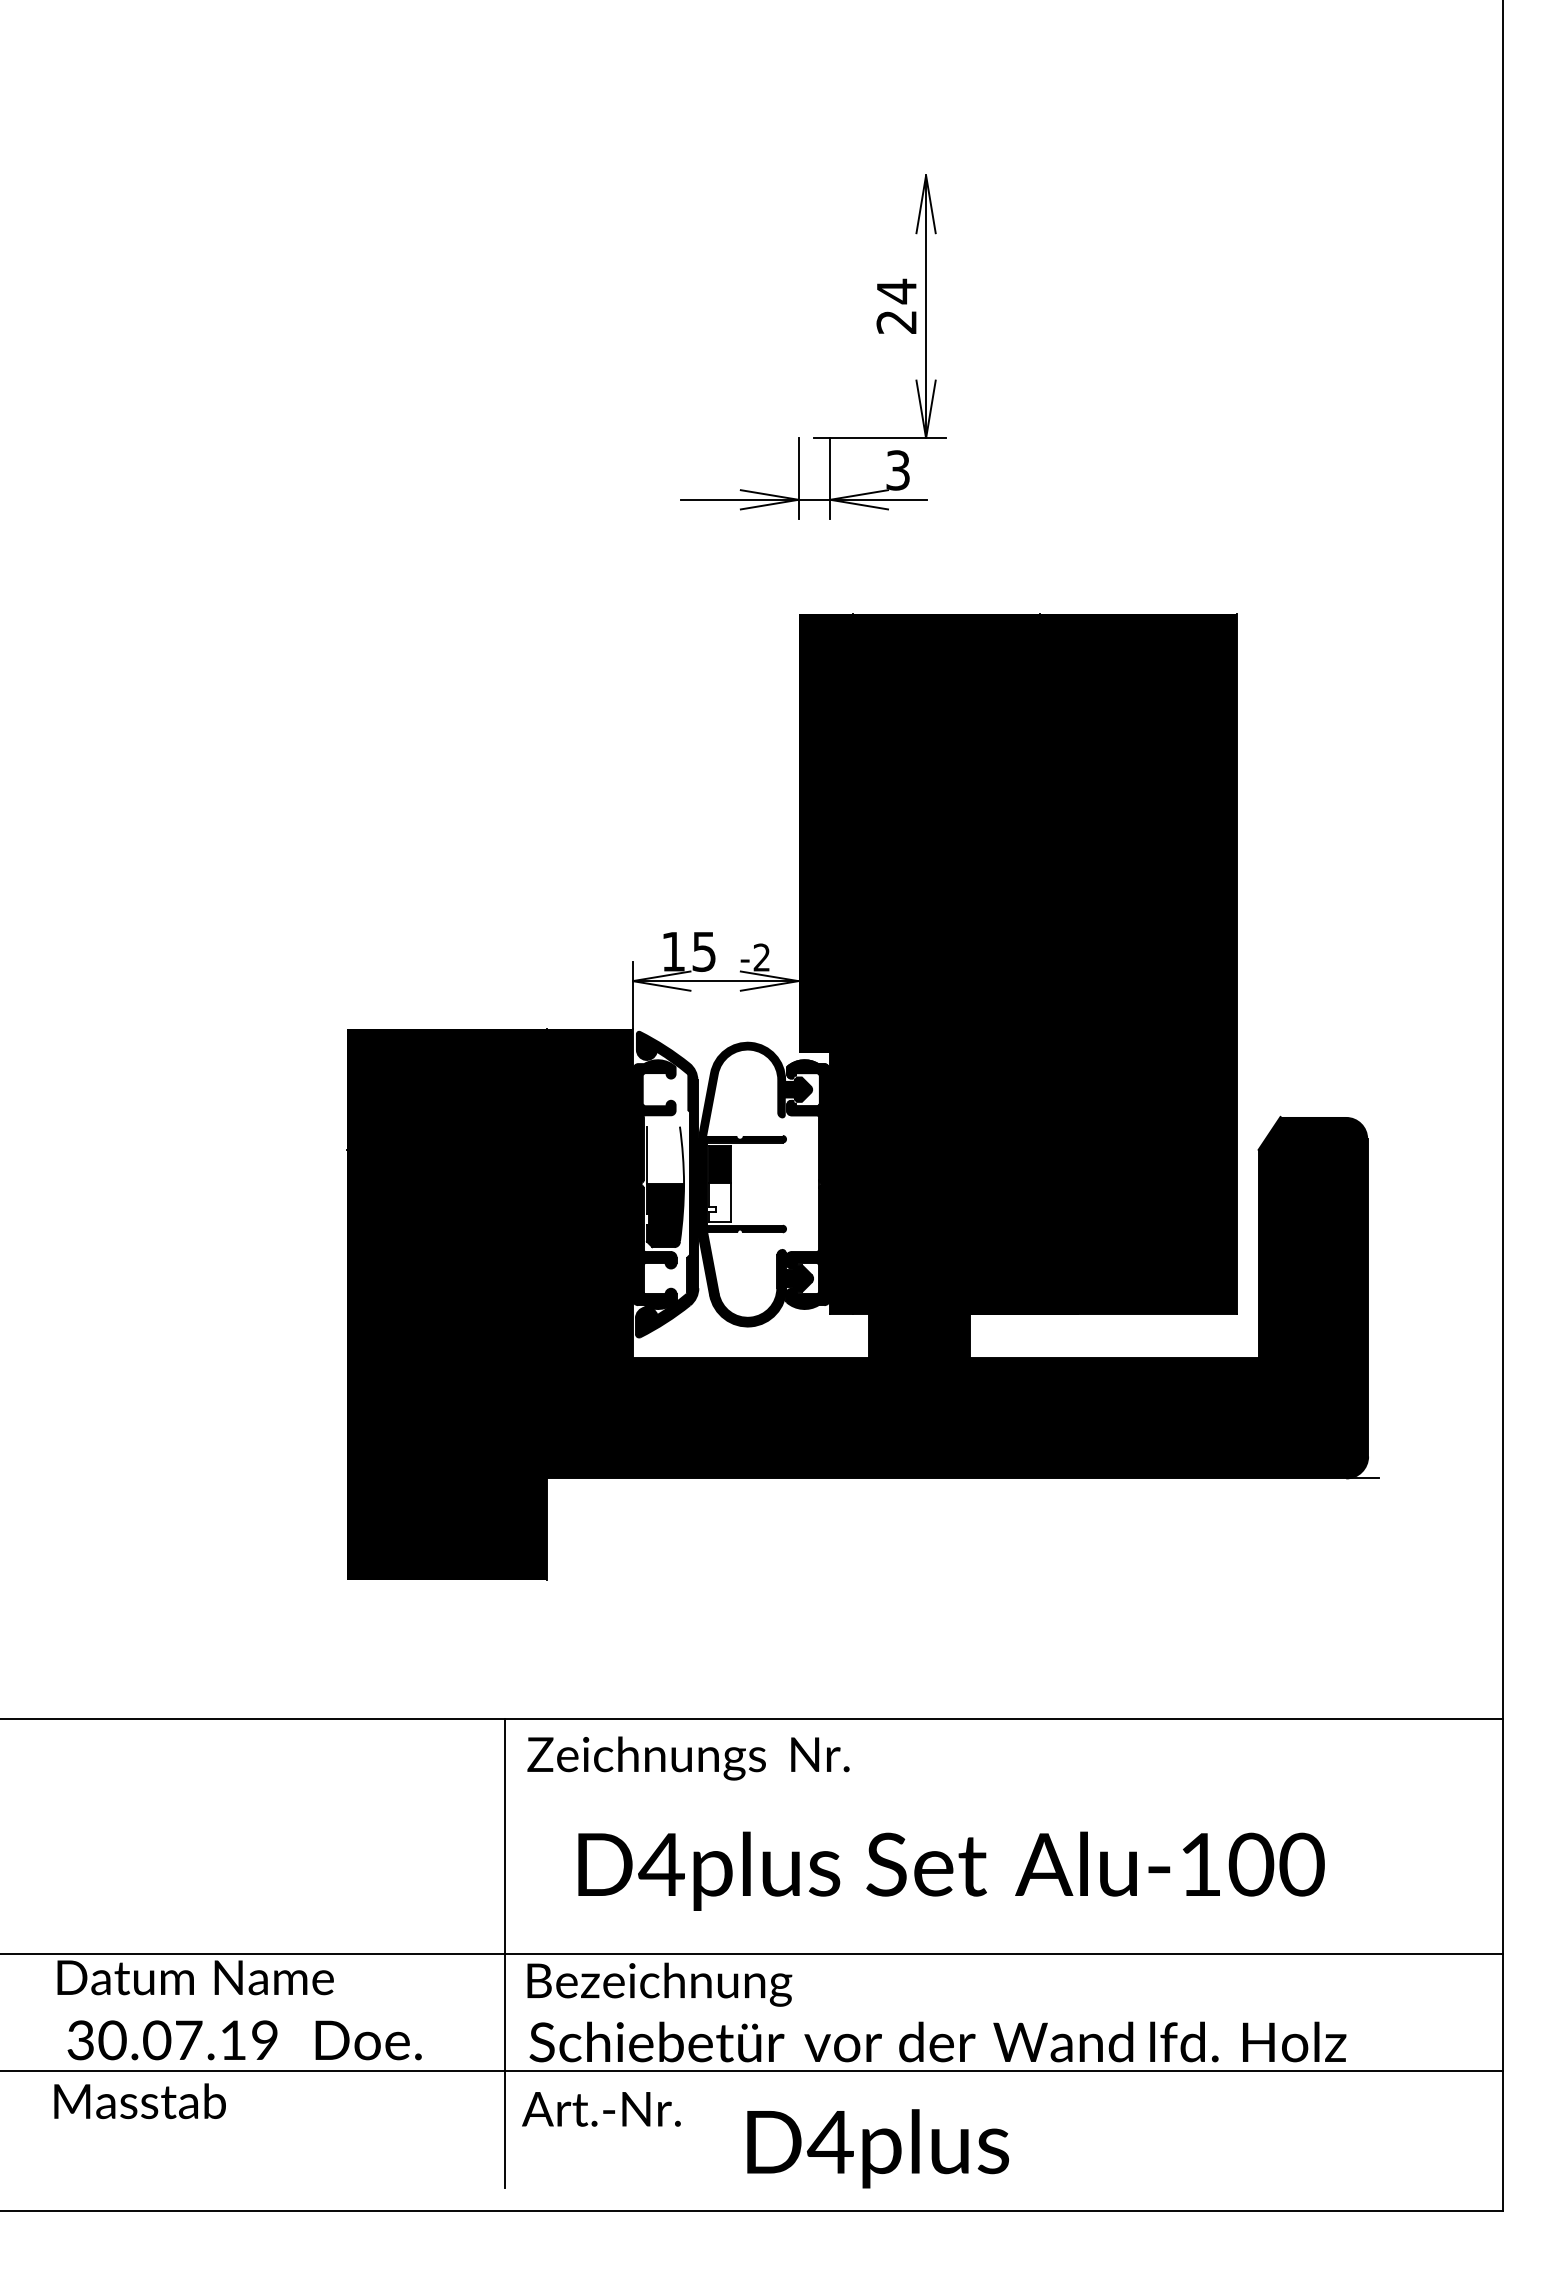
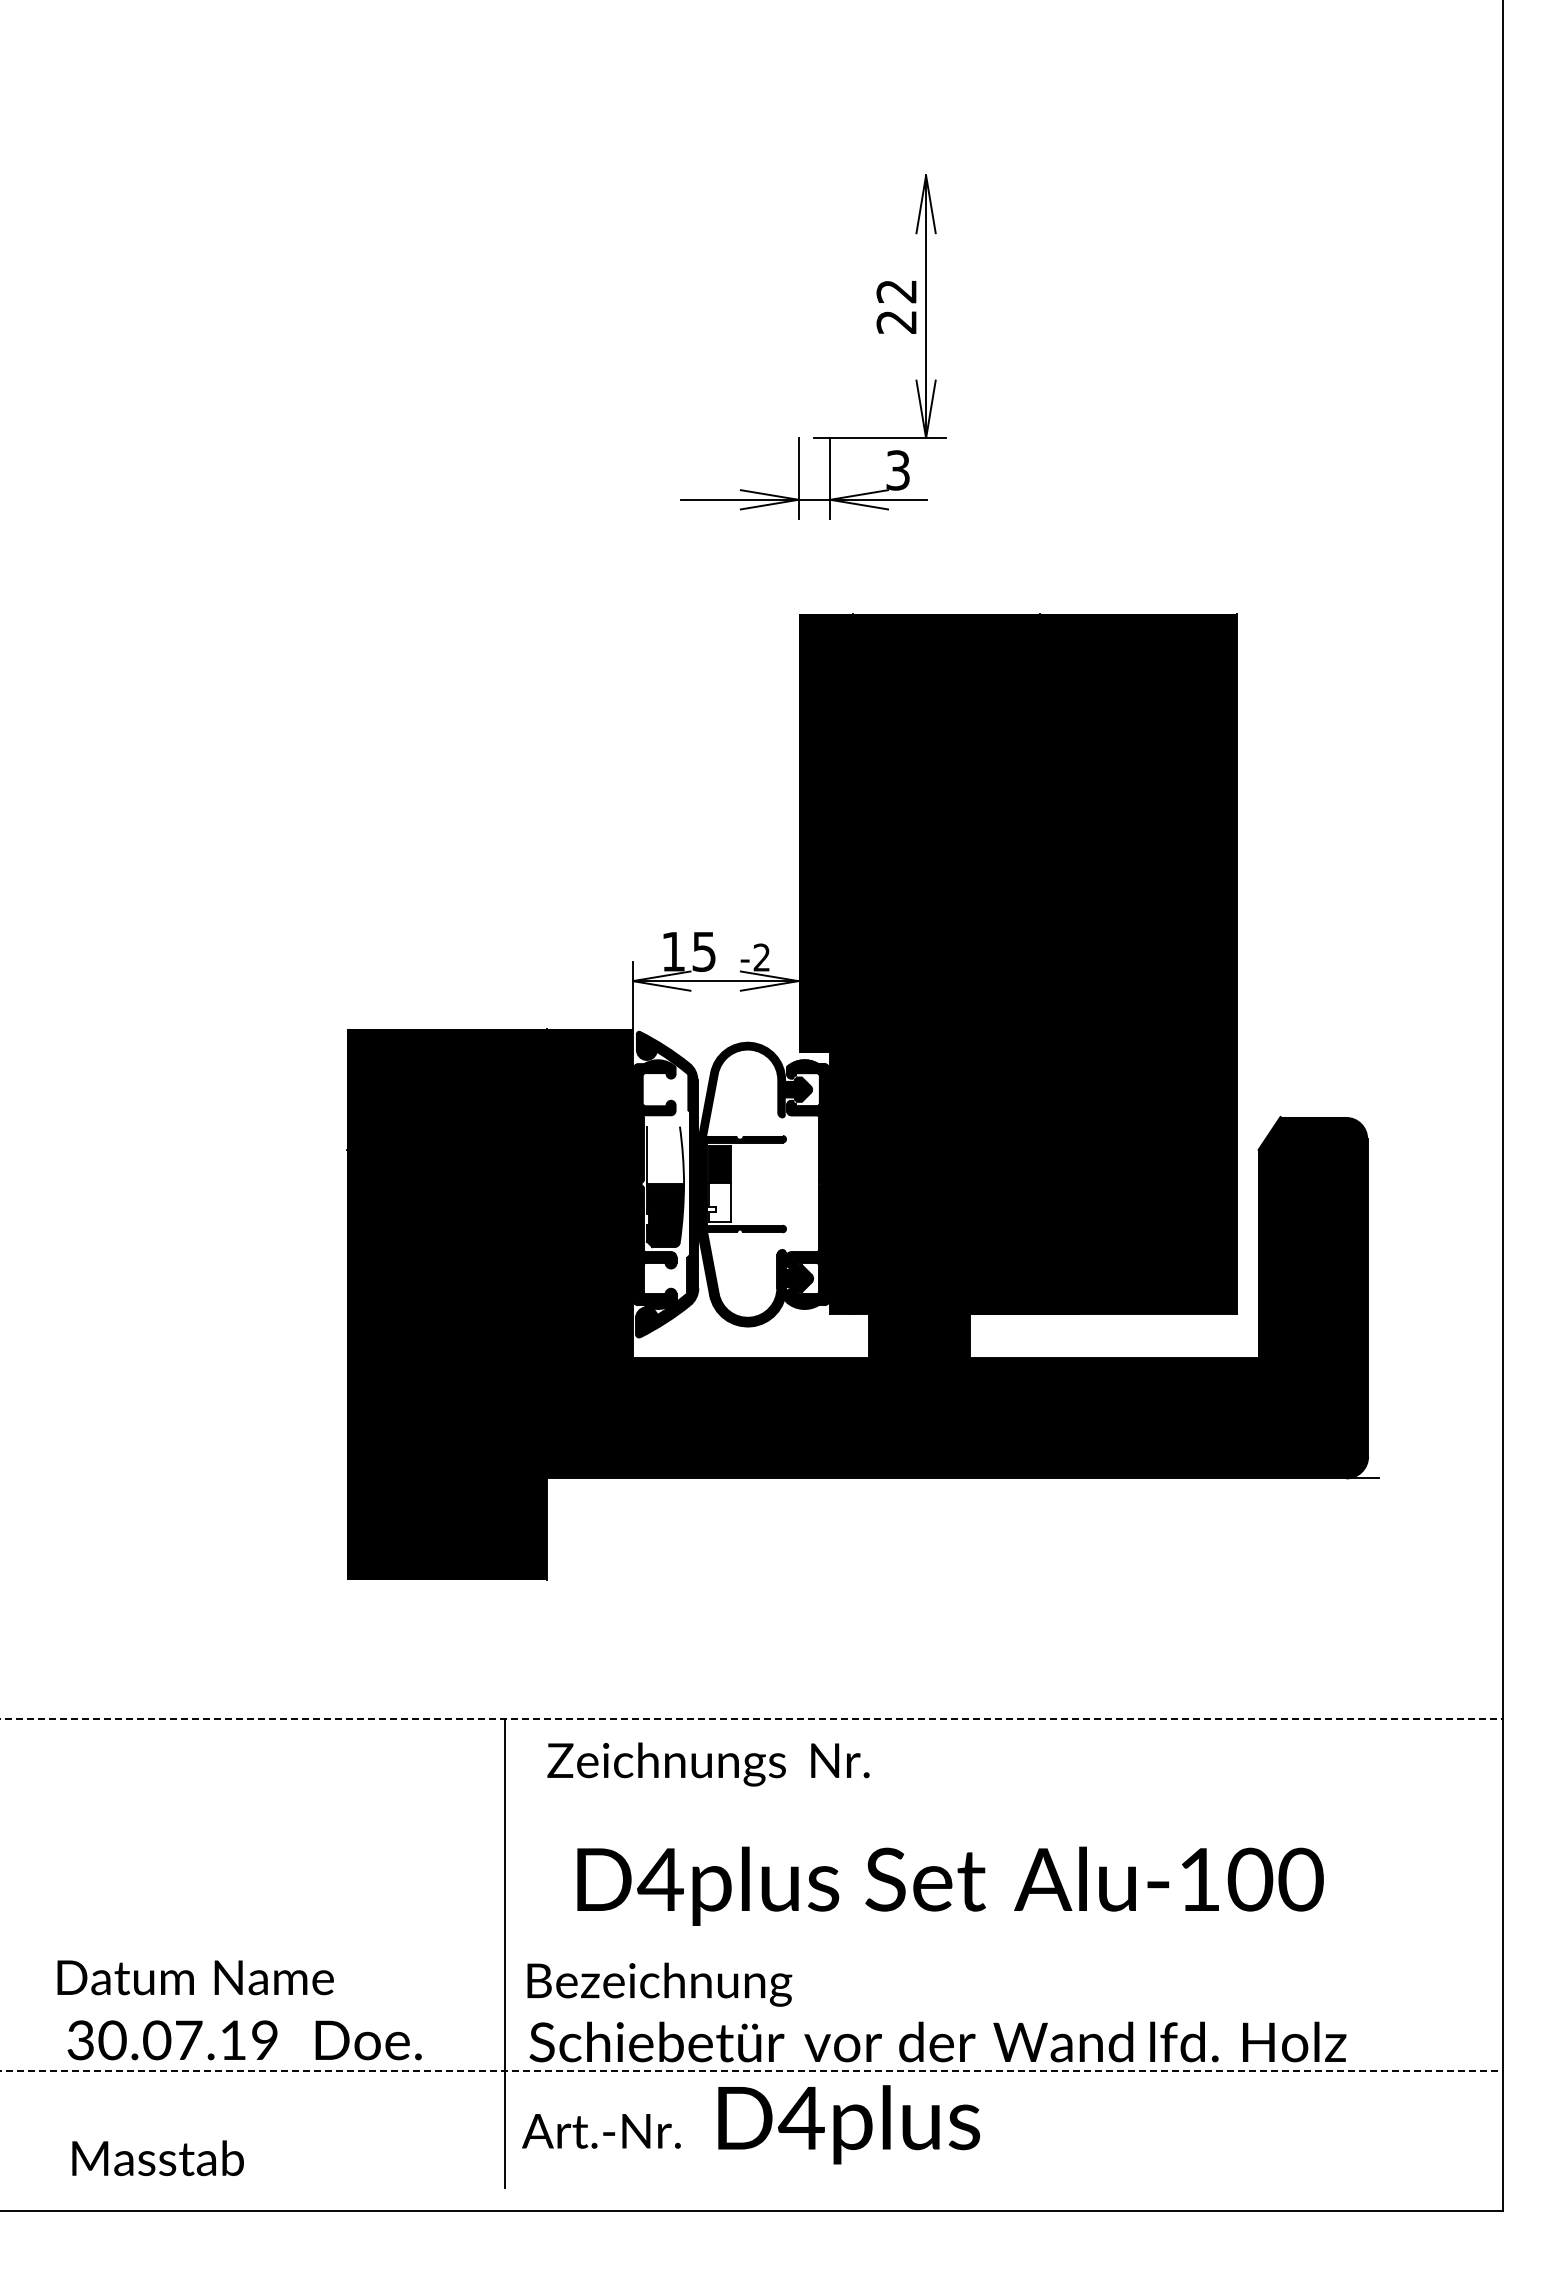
text: 24 -> 22 (896, 291)
line: solid -> dashed (752, 1718)
text position: (688, 1758) -> (708, 1764) (708, 1764)
text position: (951, 1870) -> (950, 1885) (950, 1885)
line: present -> none (752, 1953)
line: solid -> dashed (752, 2070)
text position: (139, 2101) -> (157, 2158) (157, 2158)
text position: (601, 2109) -> (601, 2131) (601, 2131)
text position: (877, 2148) -> (848, 2124) (848, 2124)
